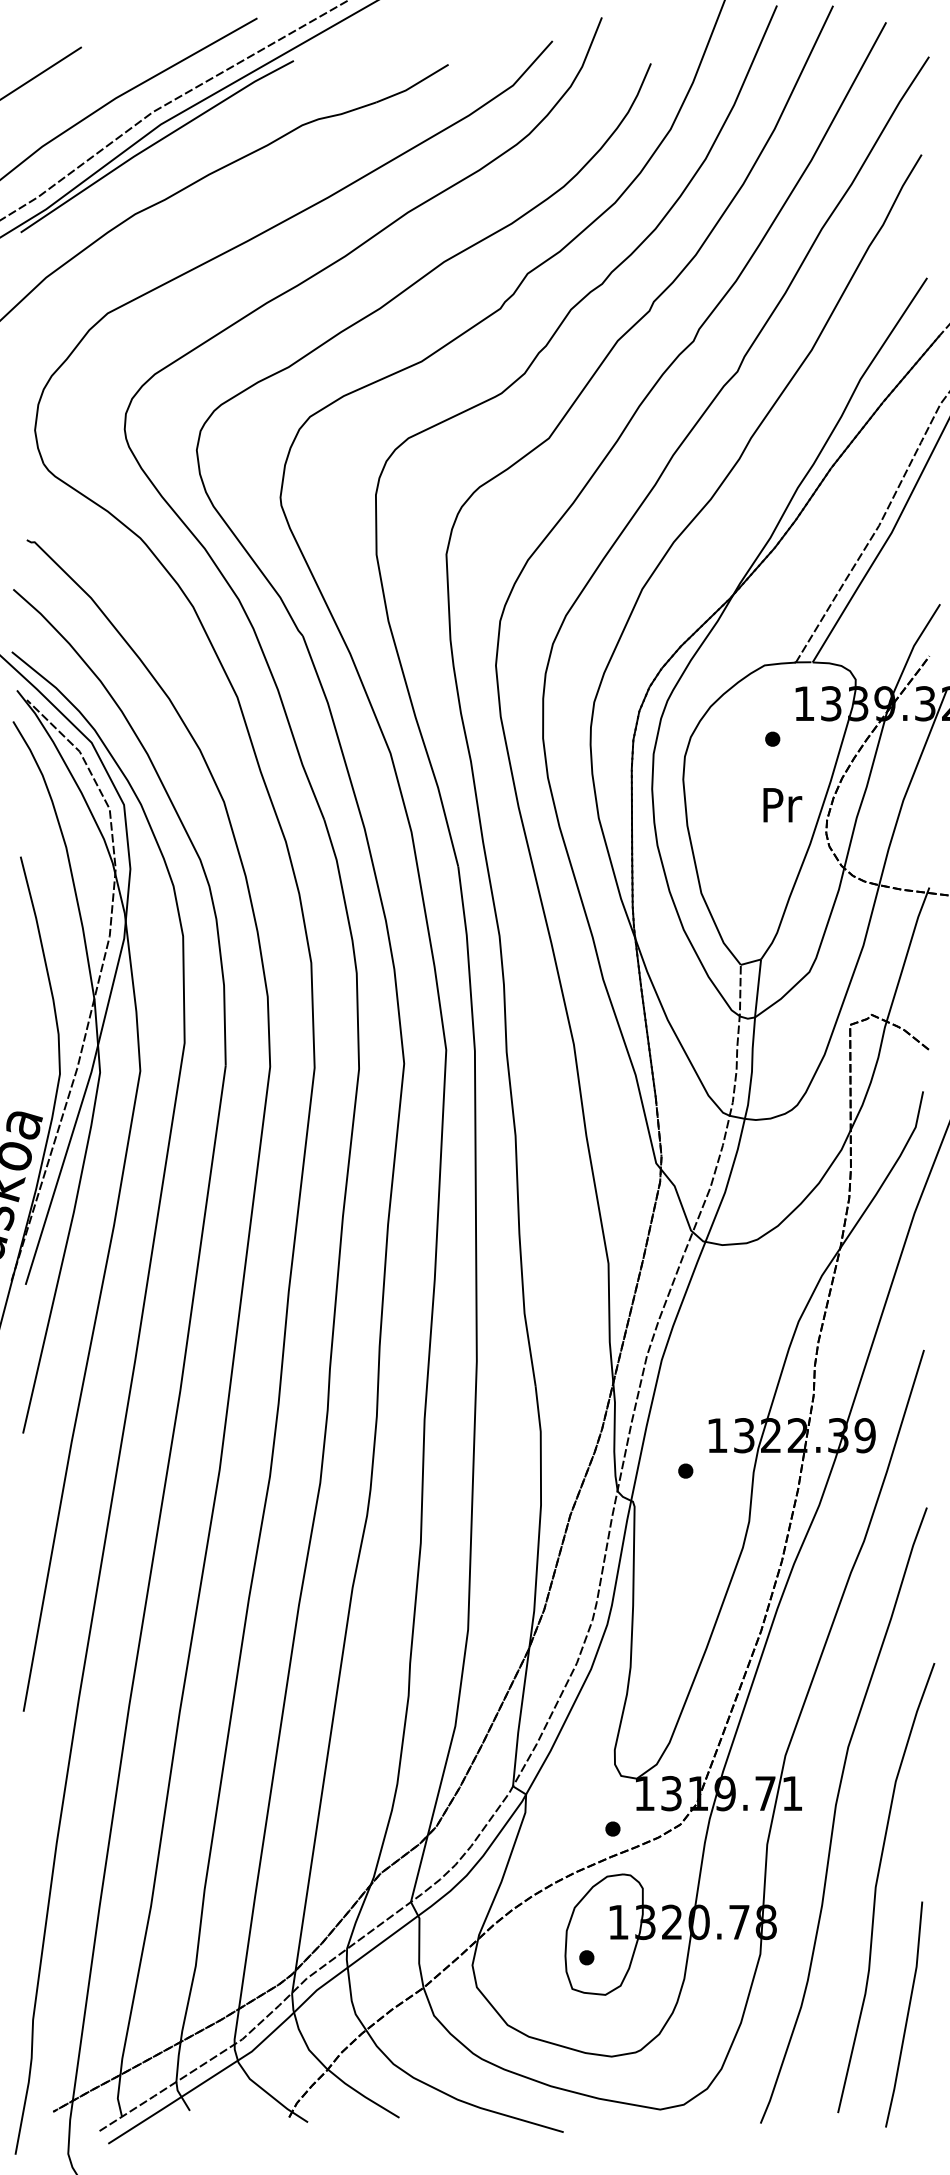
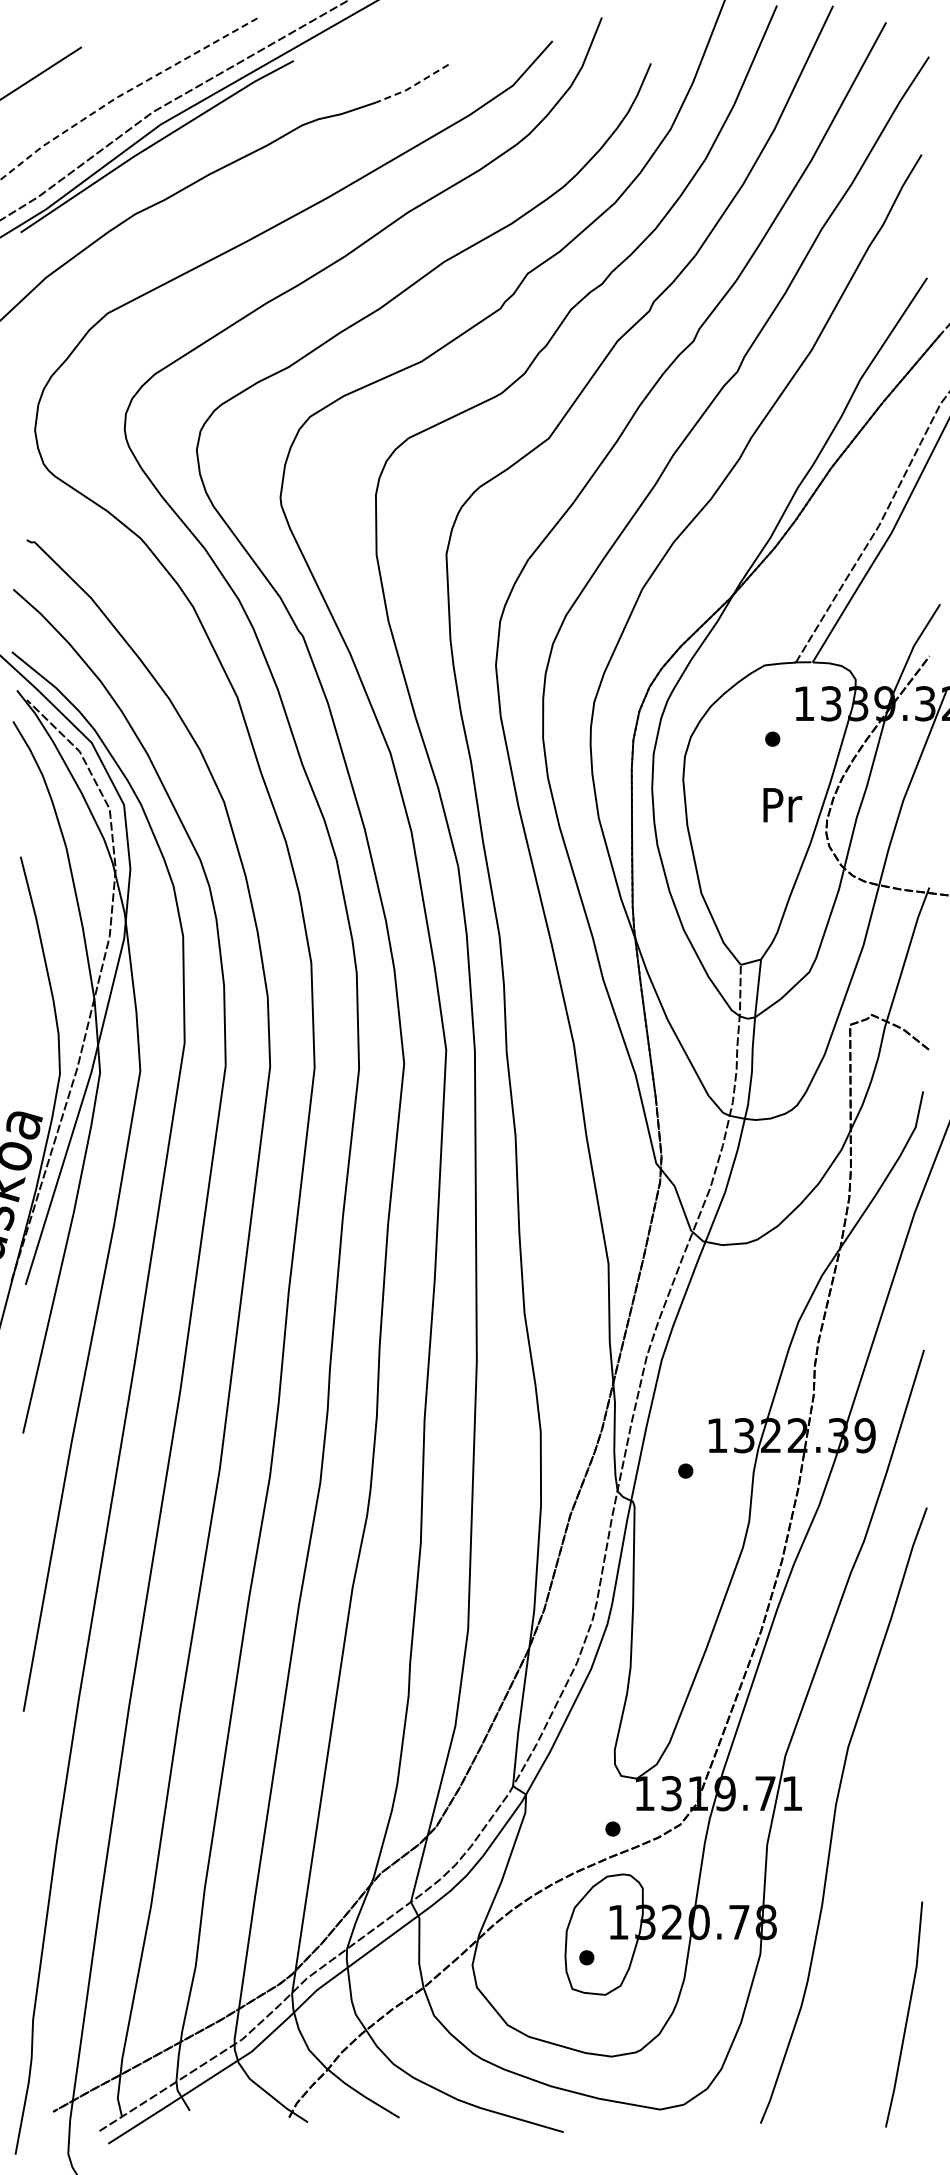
line: solid -> dashed (413, 85)
line: solid -> dashed (124, 93)
curve: present -> none (877, 1884)
